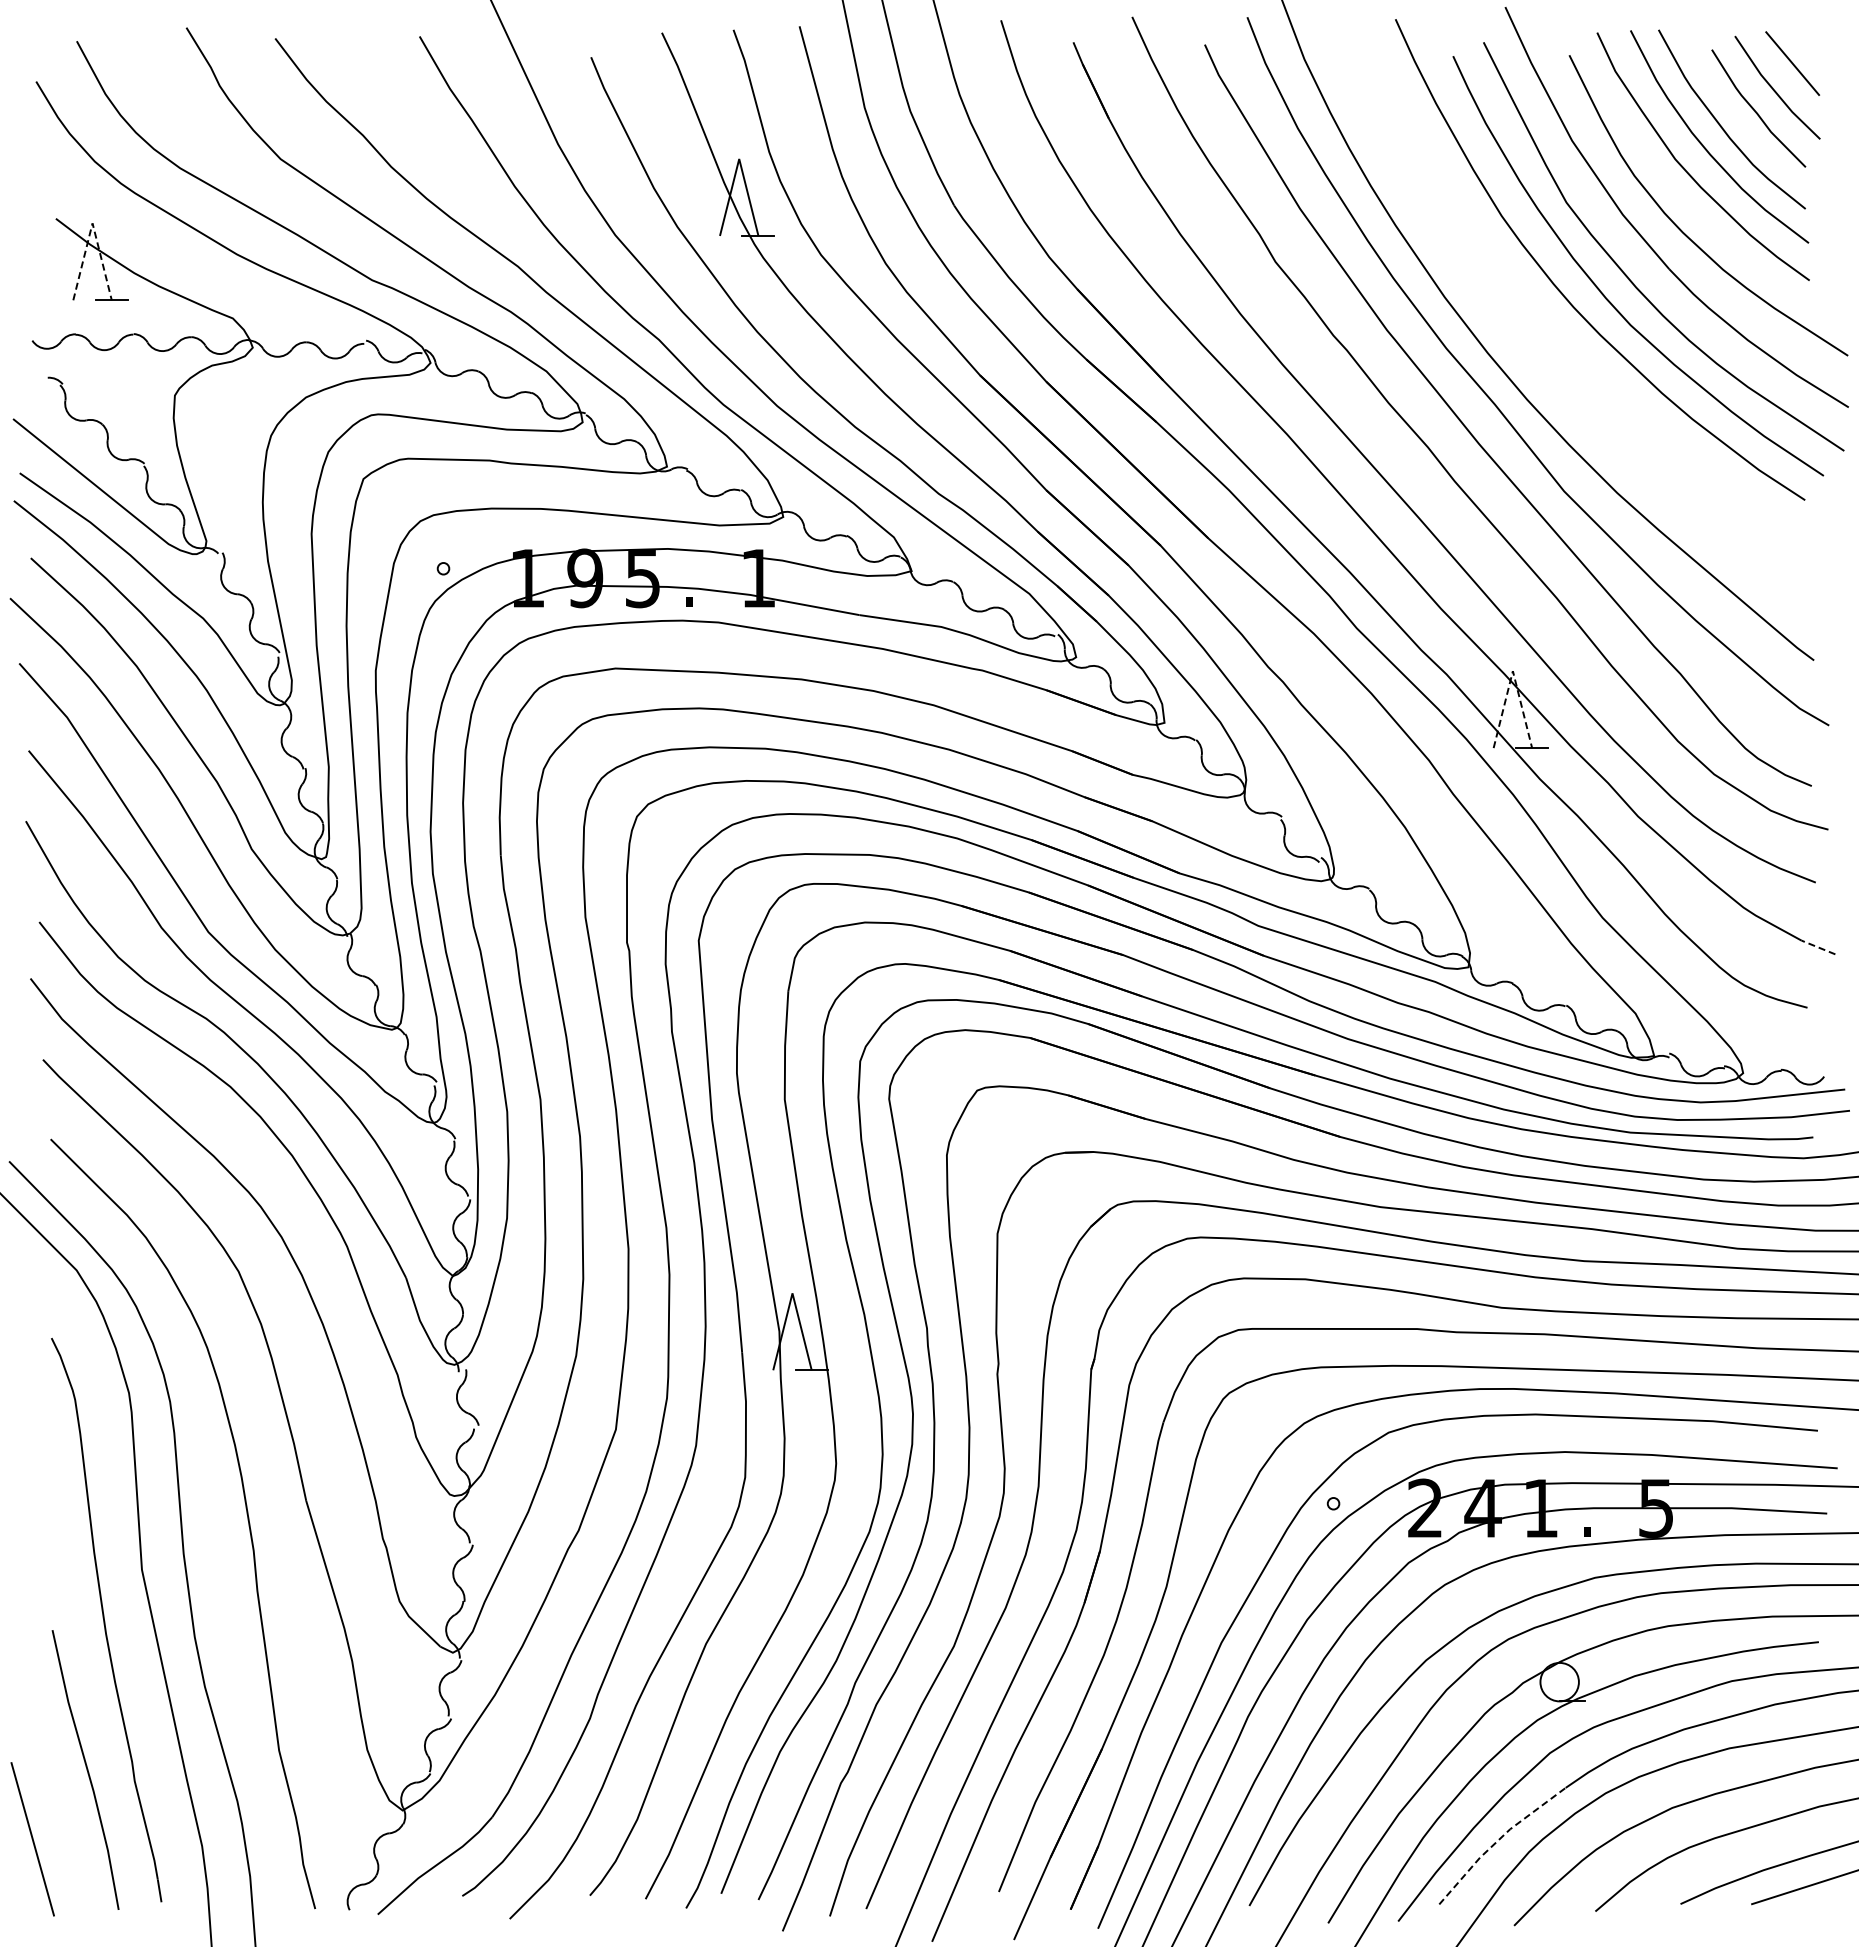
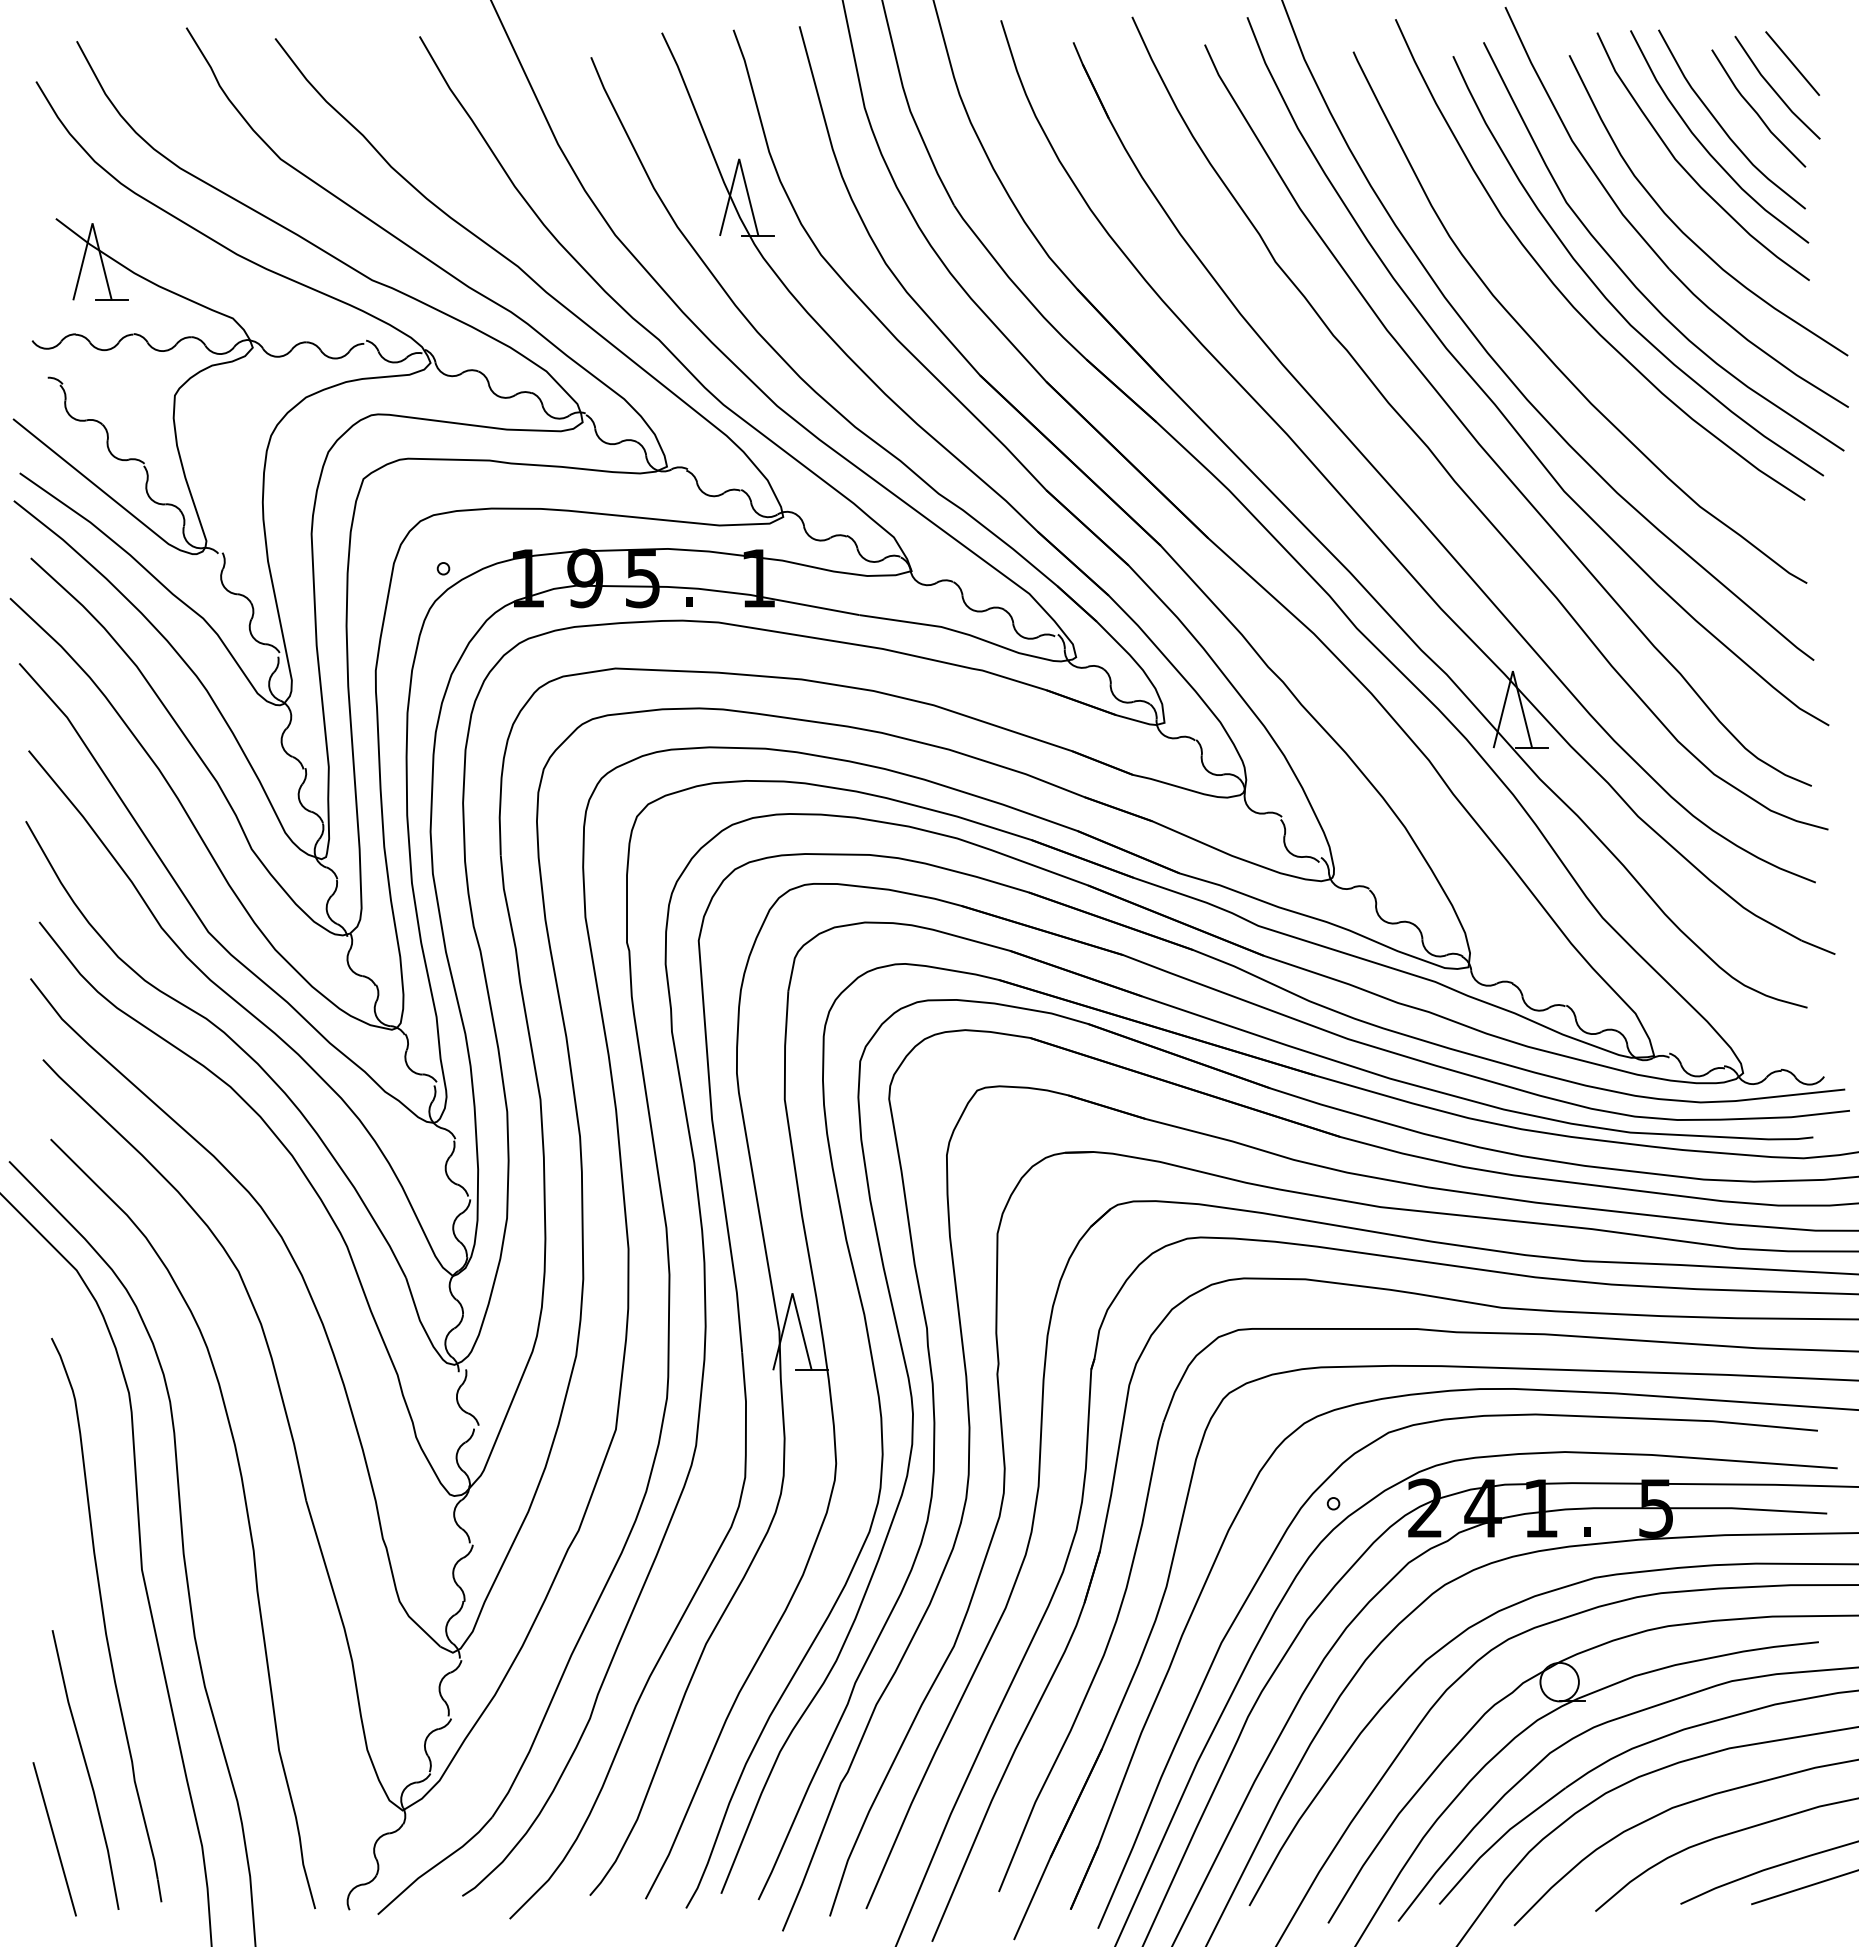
line: dashed -> solid (92, 223)
curve: none -> present (1544, 351)
line: dashed -> solid (1512, 671)
line: dashed -> solid (1818, 947)
line position: (32, 1839) -> (54, 1839) (54, 1839)
line: dashed -> solid (1497, 1840)
